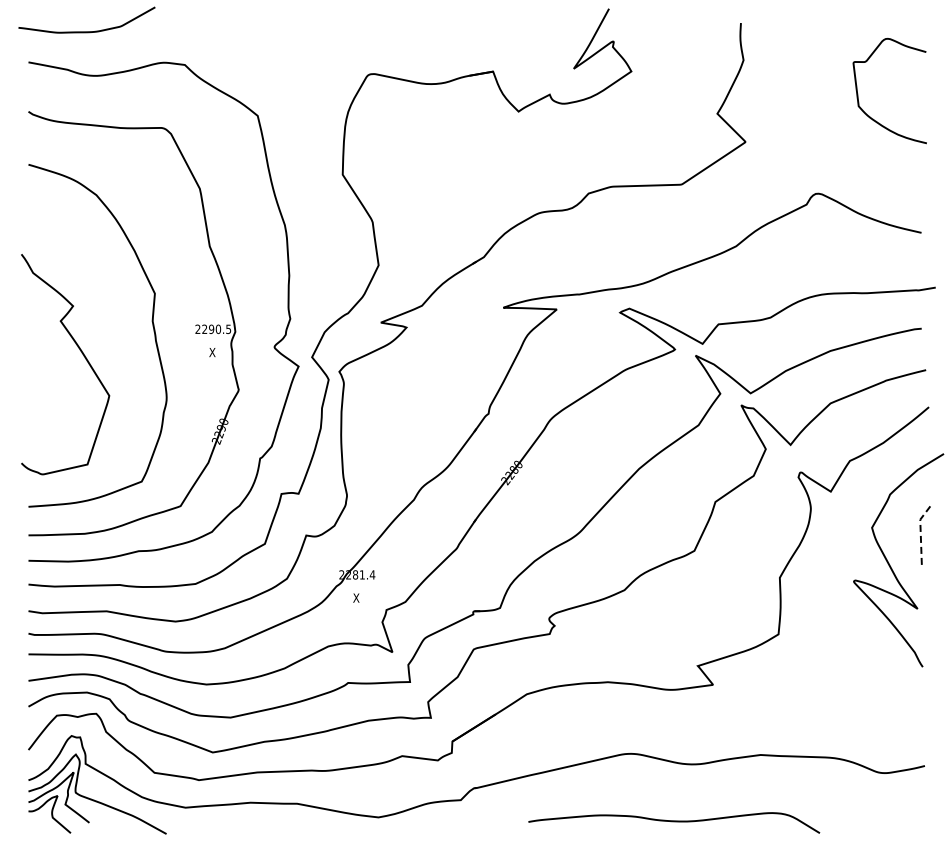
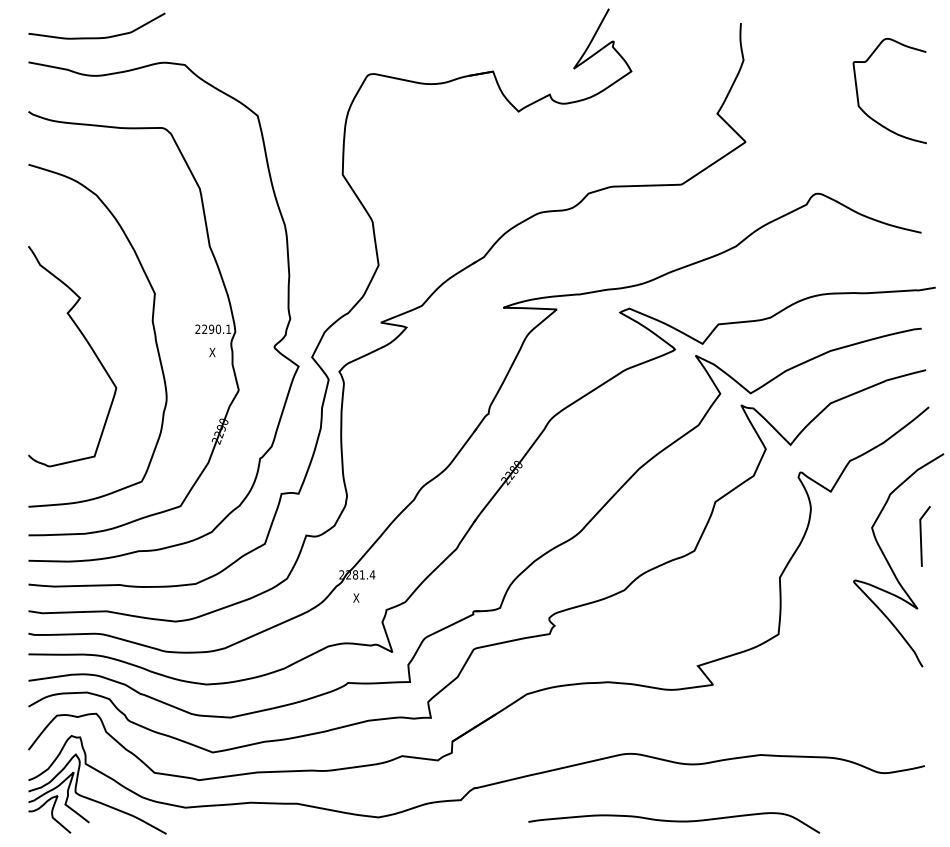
curve position: (86, 31) -> (96, 37) (96, 37)
text: 2290.5 -> 2290.1 (228, 329)
curve position: (81, 353) -> (88, 345) (88, 345)
line: dashed -> solid (920, 534)
